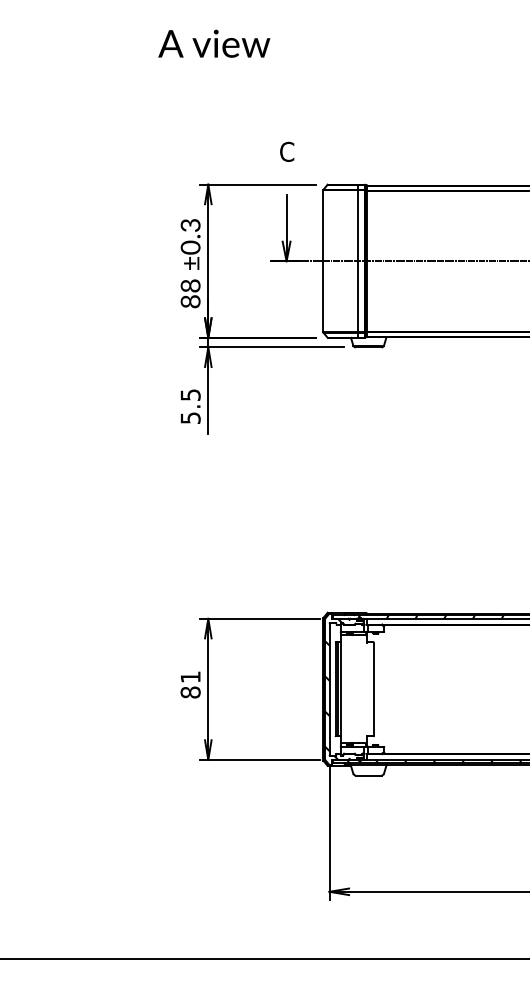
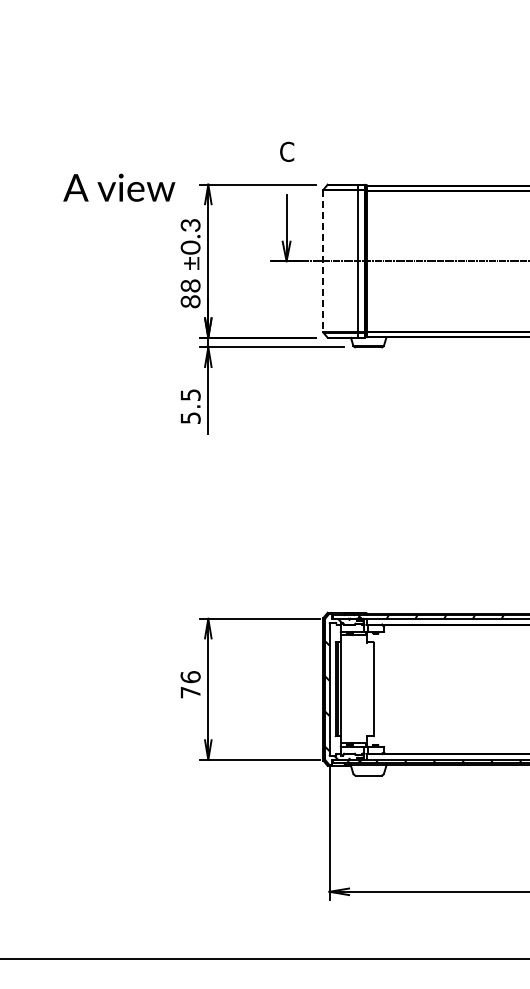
text position: (214, 43) -> (119, 187) (119, 187)
line: solid -> dashed (323, 261)
text: 81 -> 76 (190, 684)
